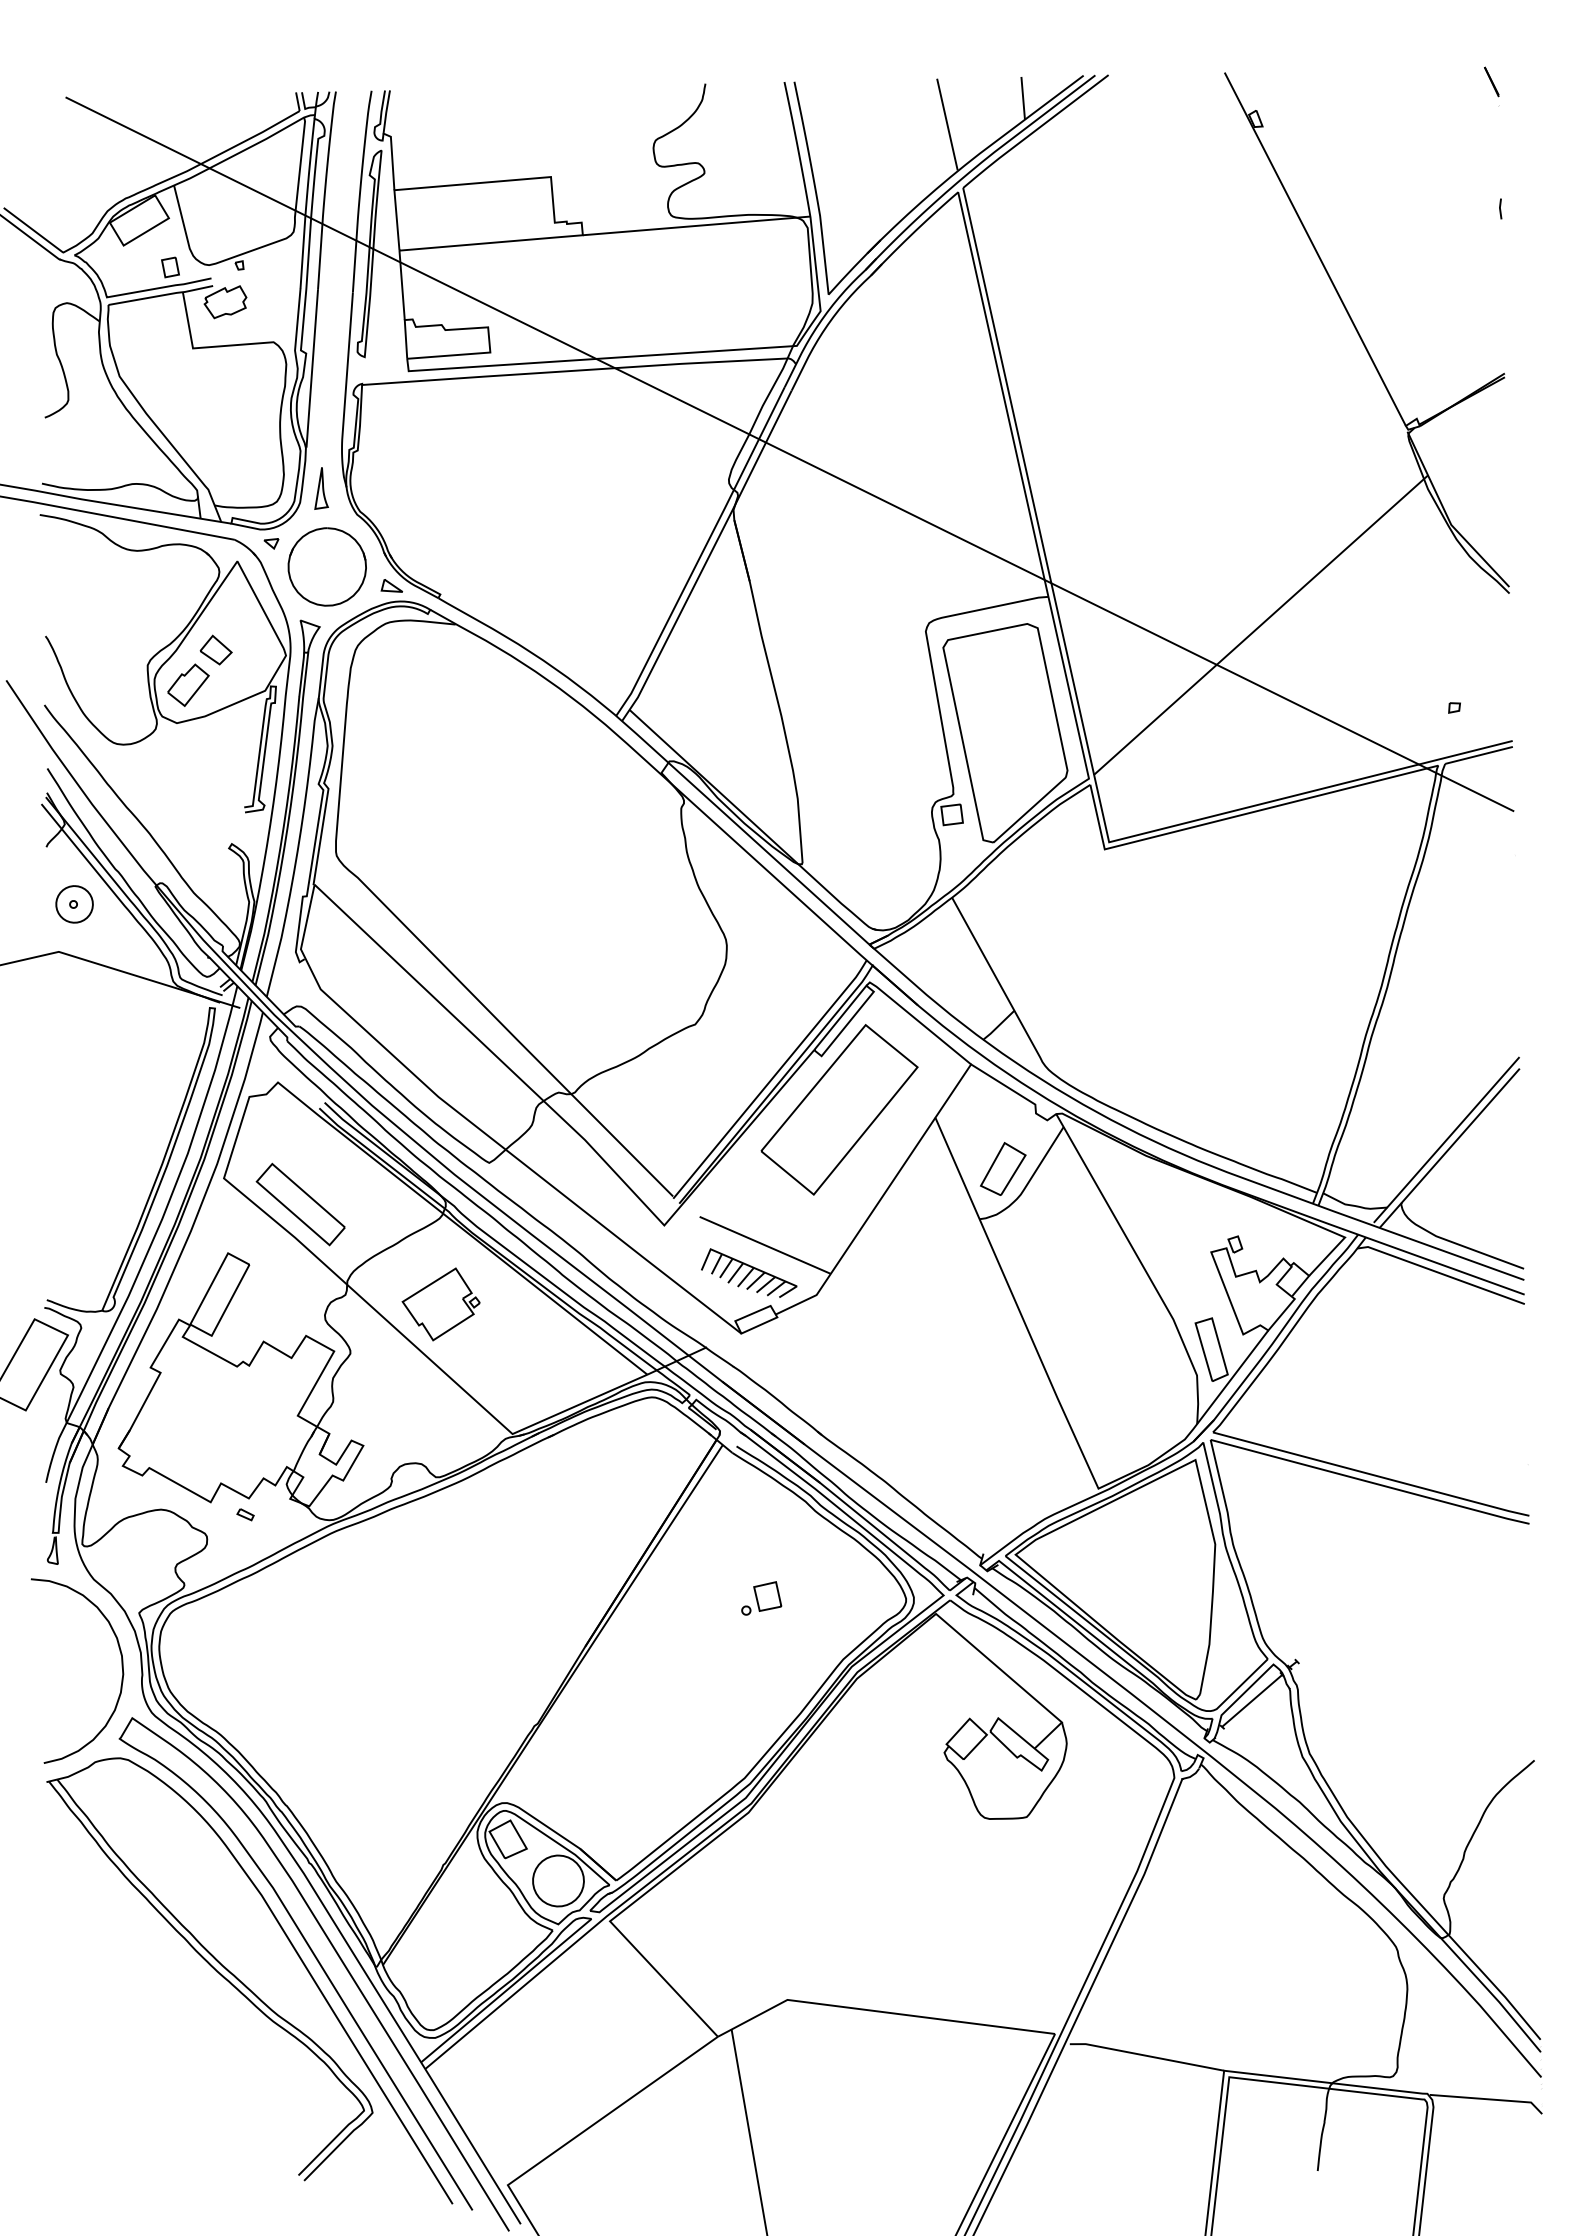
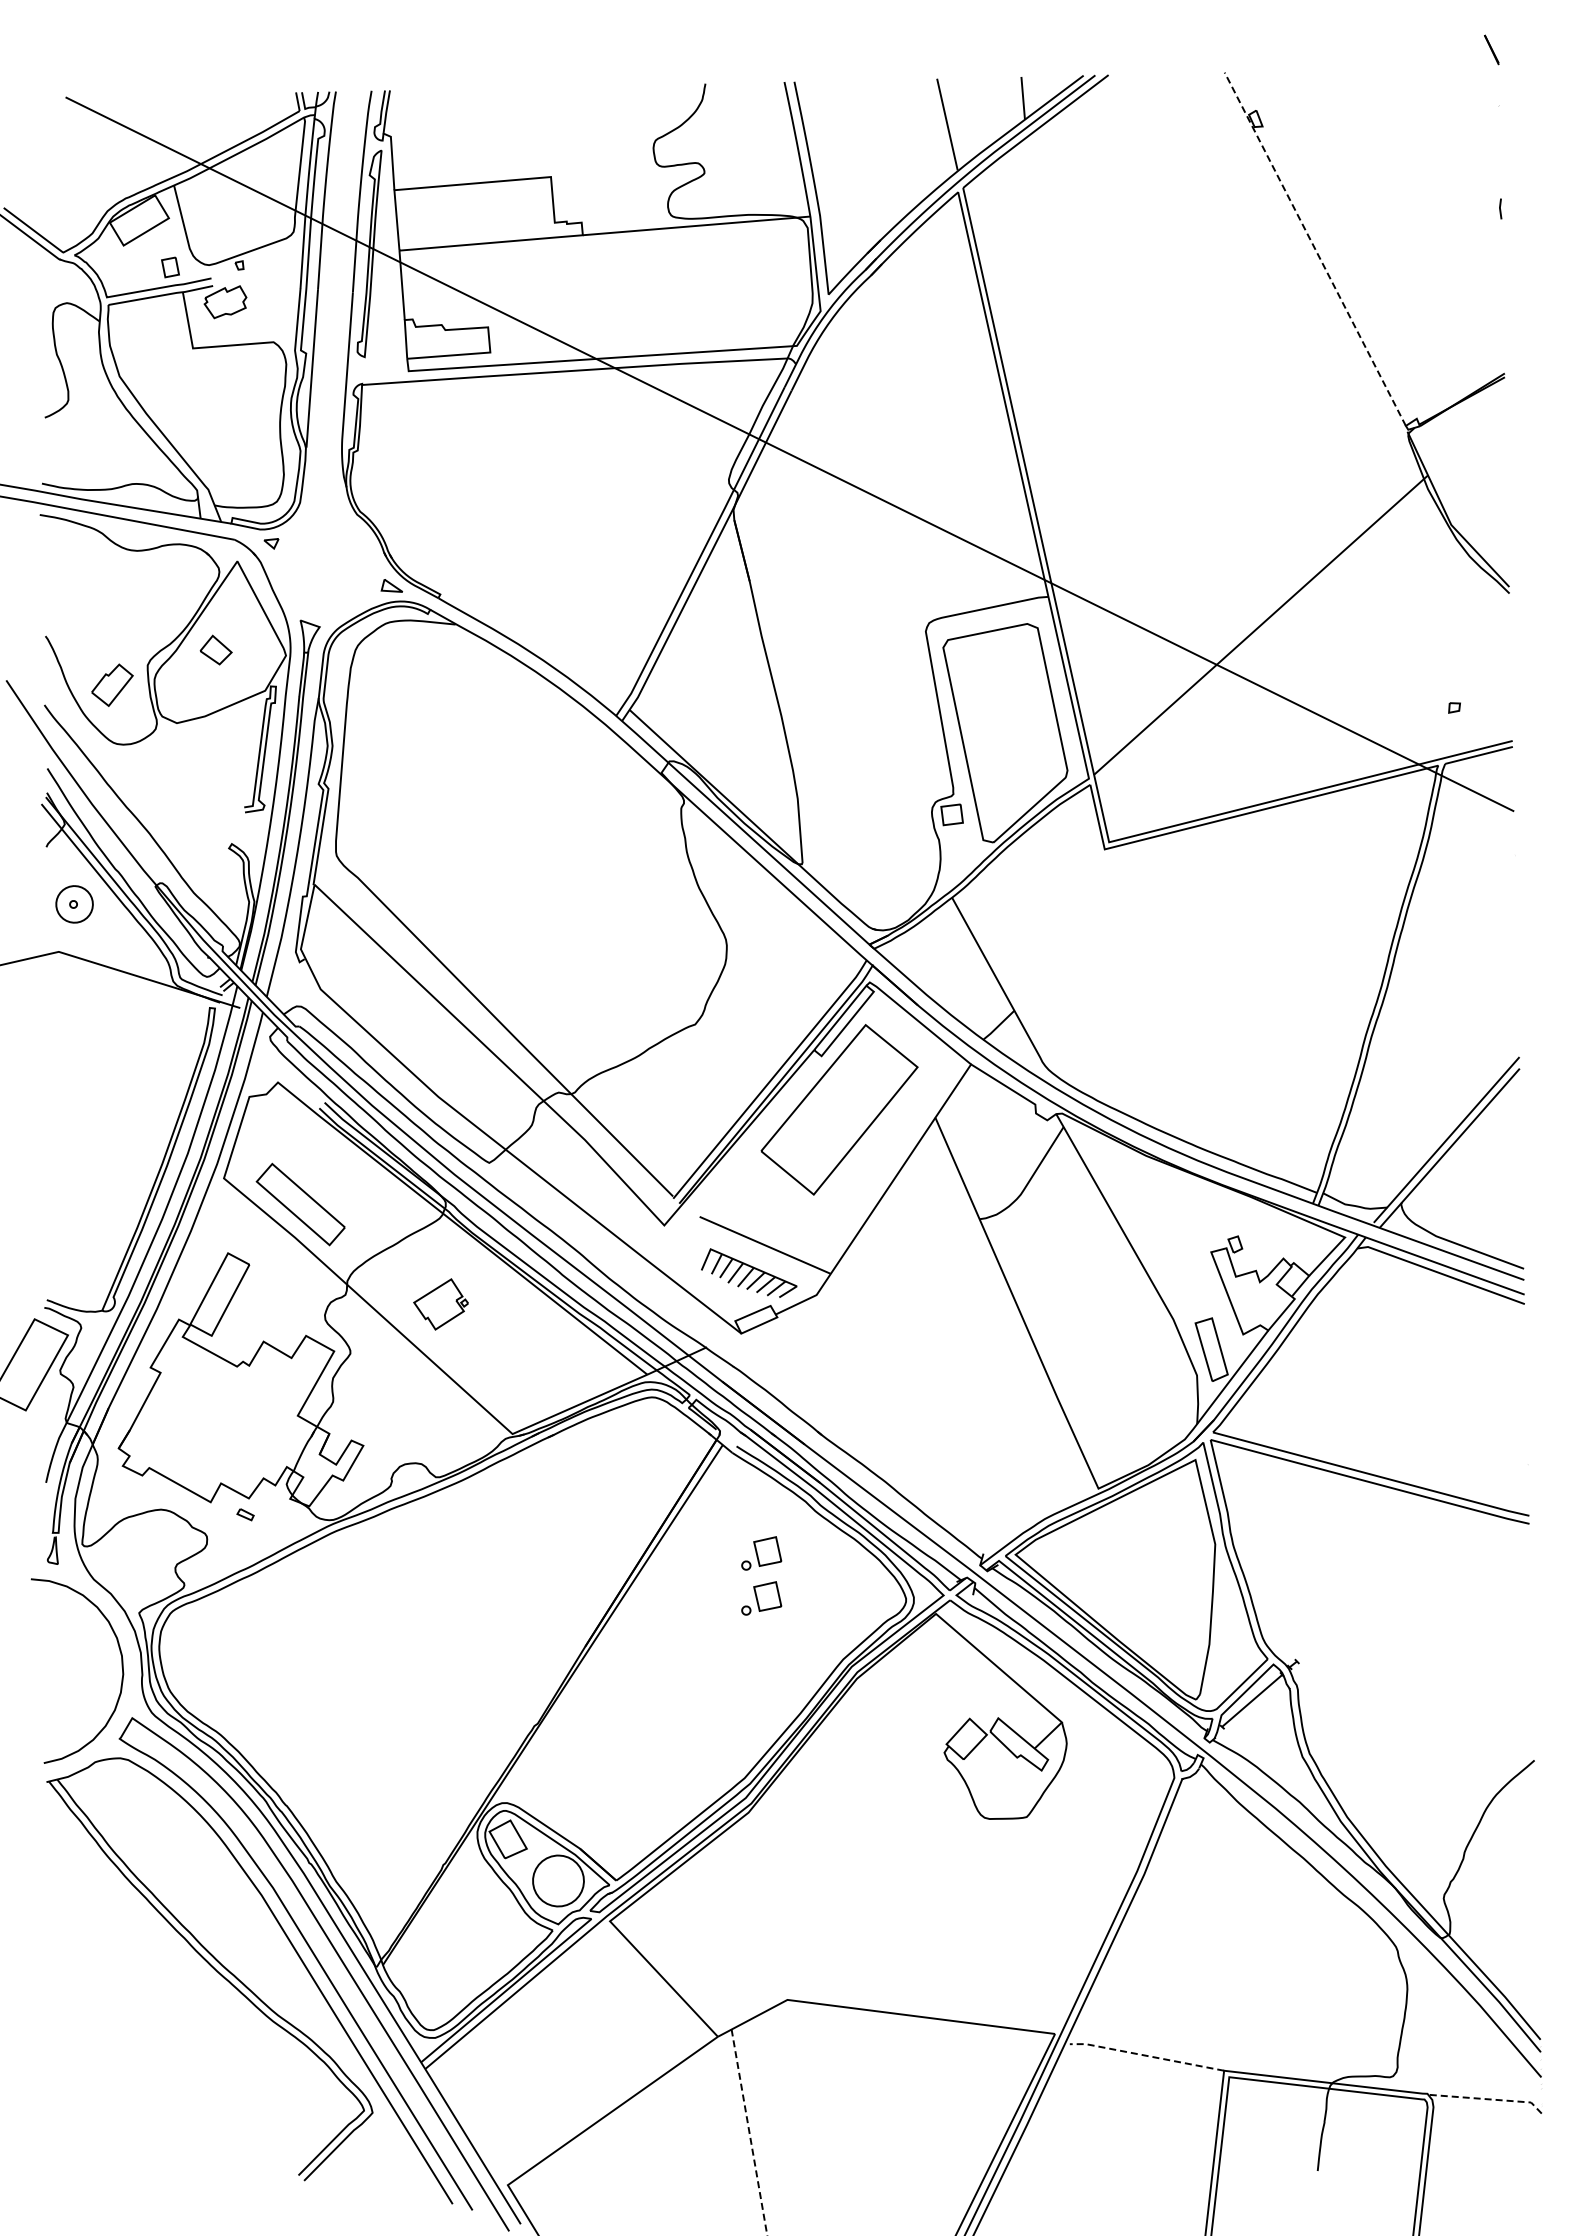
line position: (1491, 81) -> (1491, 49) (1491, 49)
line: solid -> dashed (1315, 249)
part: present -> none (321, 488)
part: present -> none (326, 566)
part position: (188, 684) -> (112, 684) (112, 684)
part: present -> none (1003, 1168)
part size: 80x75 px -> 56x53 px (440, 1304)
part: none -> present (761, 1553)
line: solid -> dashed (1146, 2055)
line: solid -> dashed (1489, 2099)
line: solid -> dashed (749, 2131)
